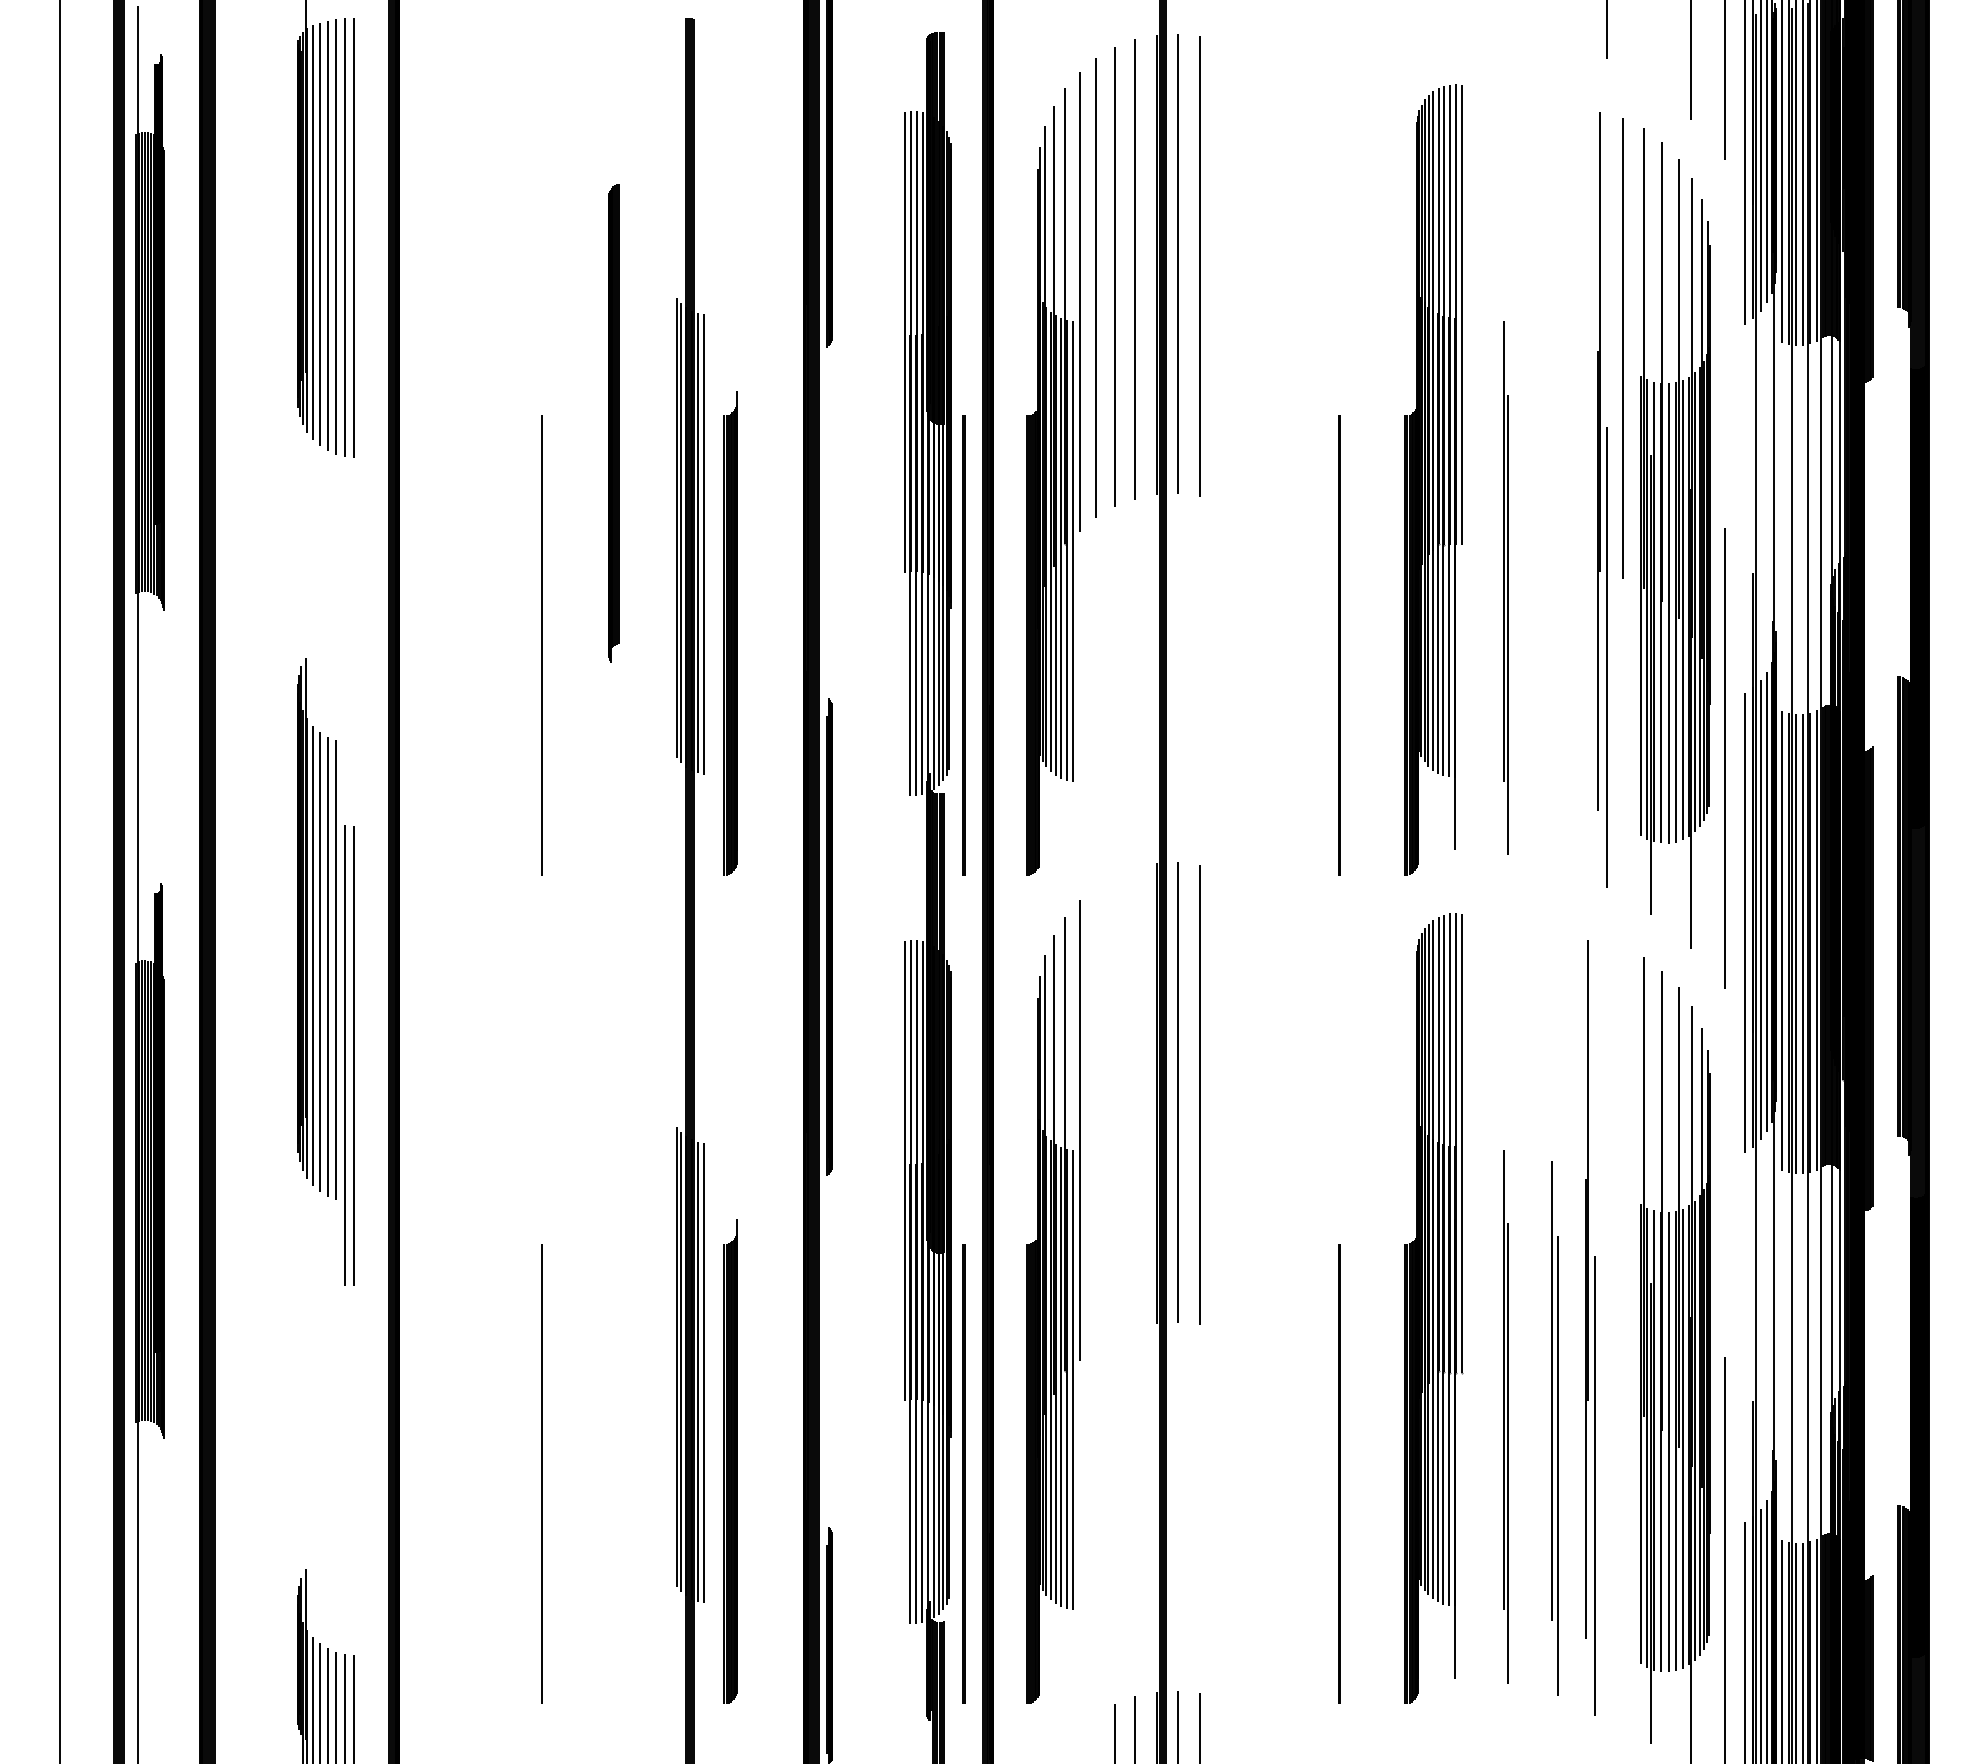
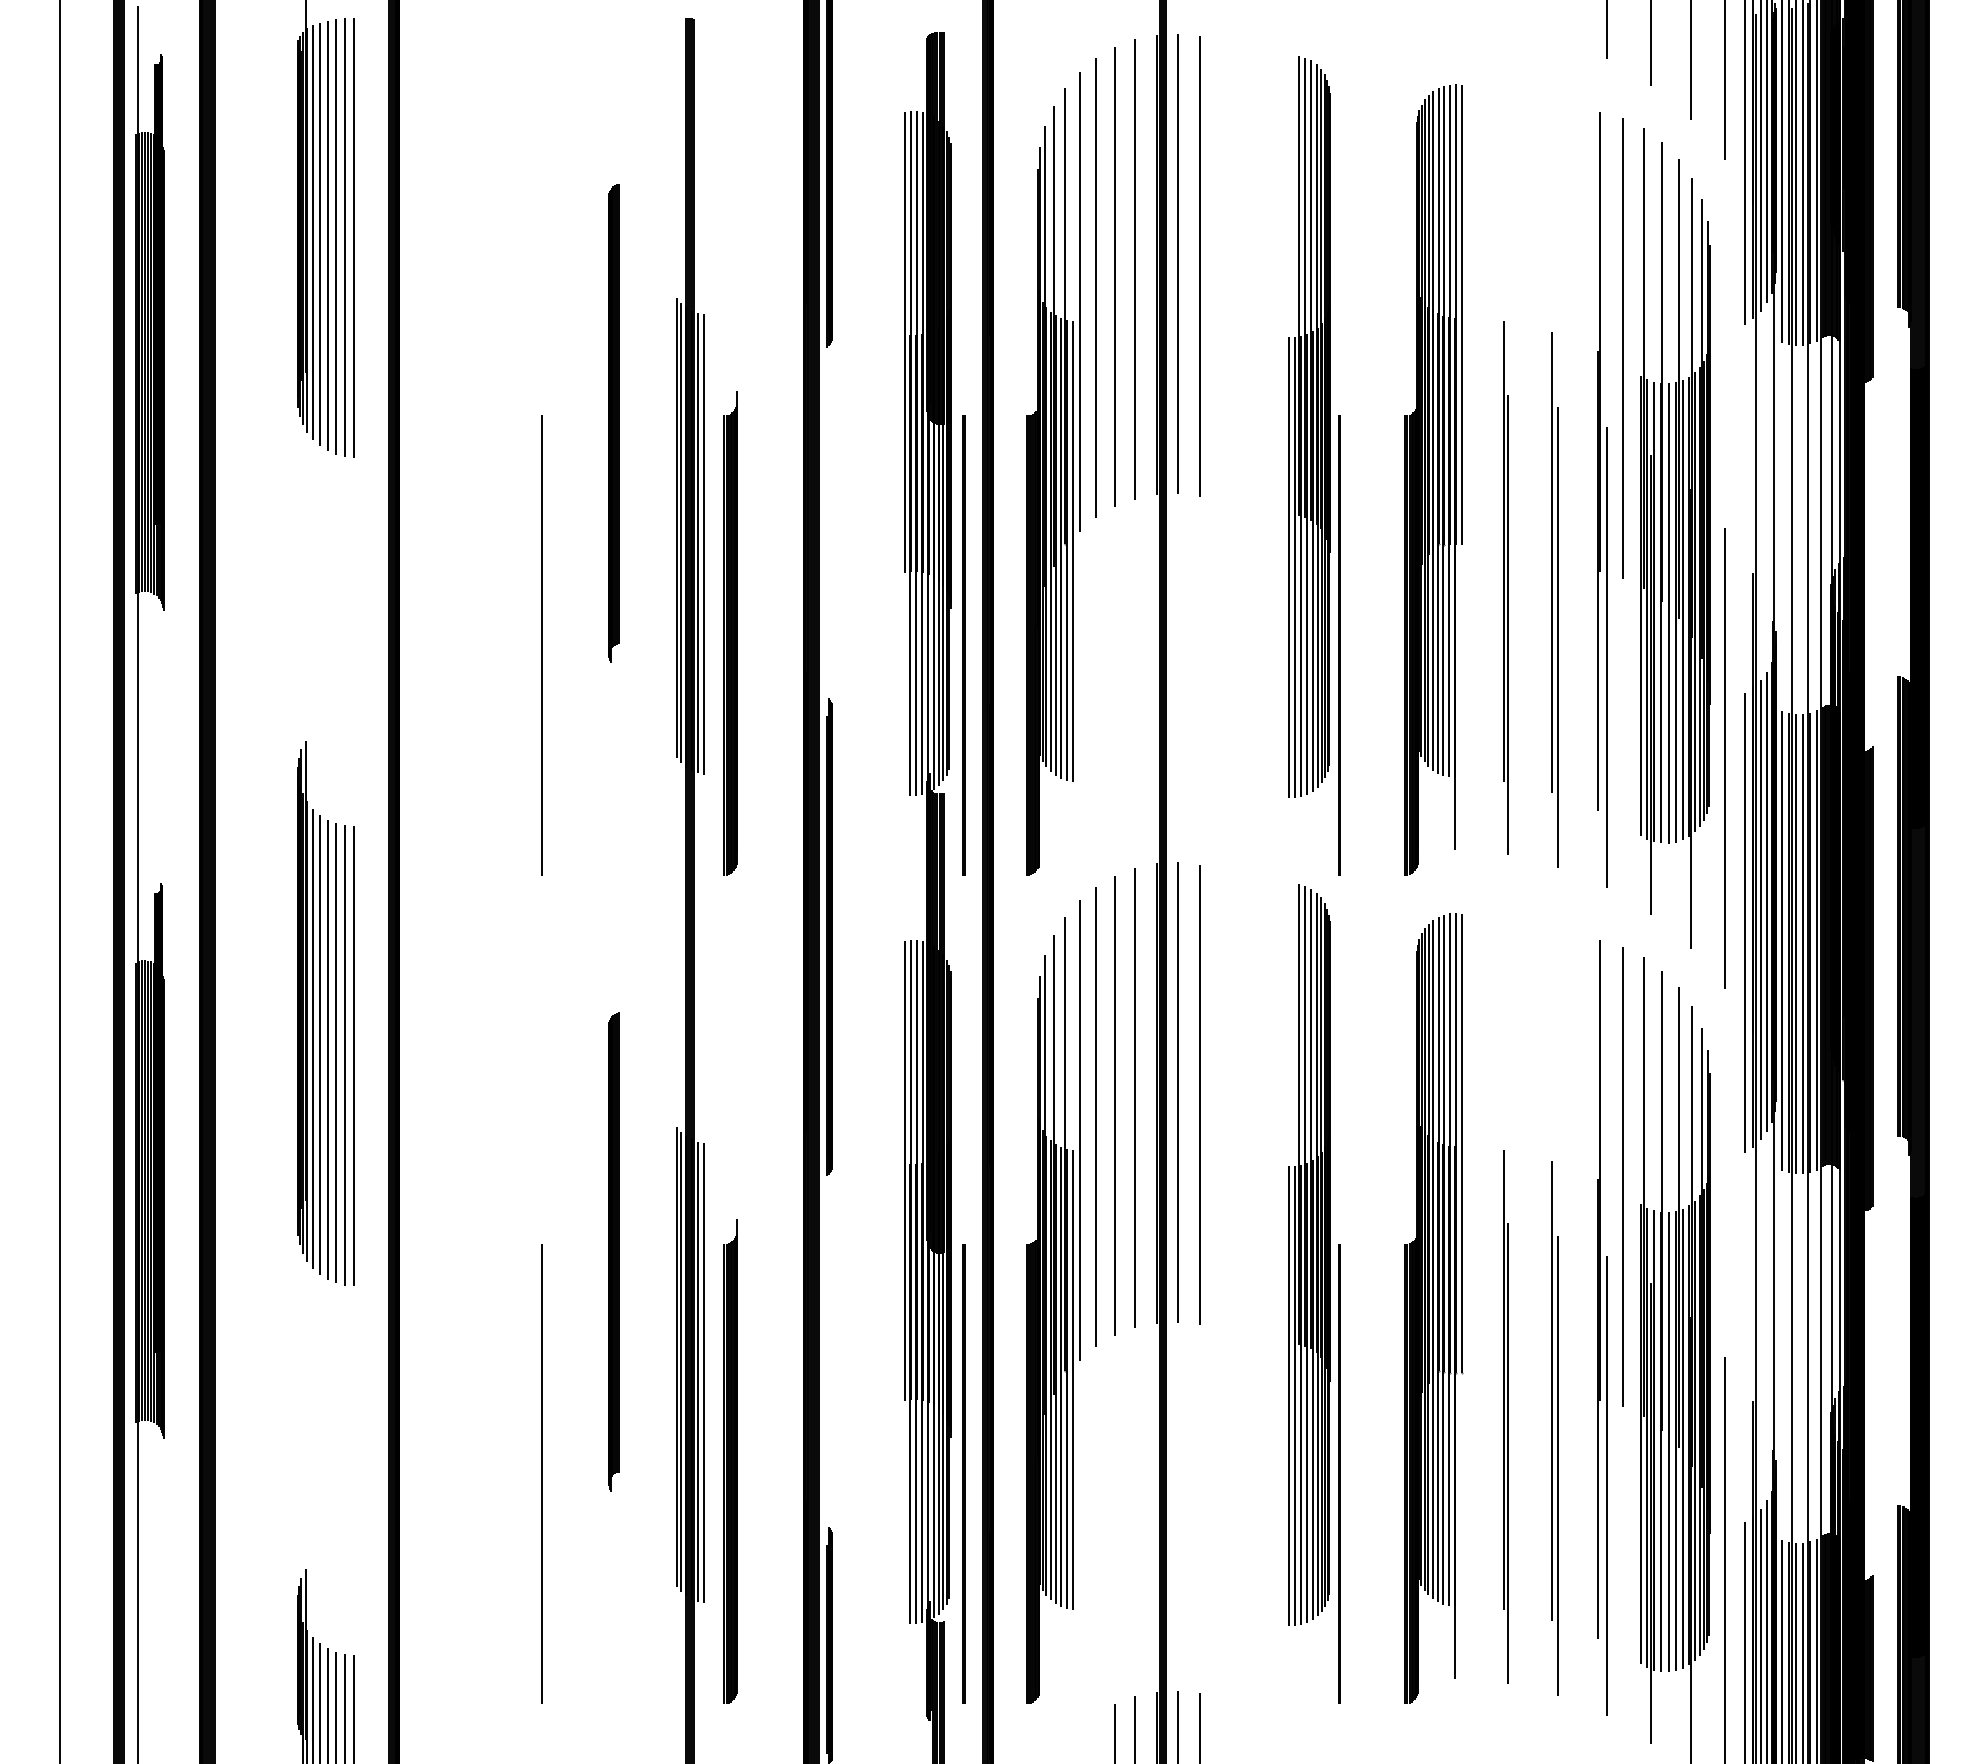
line: none -> present (1651, 44)
part: none -> present (1309, 426)
part: none -> present (1554, 599)
part position: (316, 928) -> (316, 1011) (316, 1011)
line: none -> present (1134, 1097)
line: none -> present (1114, 1105)
line: none -> present (1095, 1116)
line: none -> present (1622, 1176)
part: none -> present (613, 1251)
part: none -> present (1309, 1254)
part position: (1590, 1327) -> (1602, 1327) (1602, 1327)
